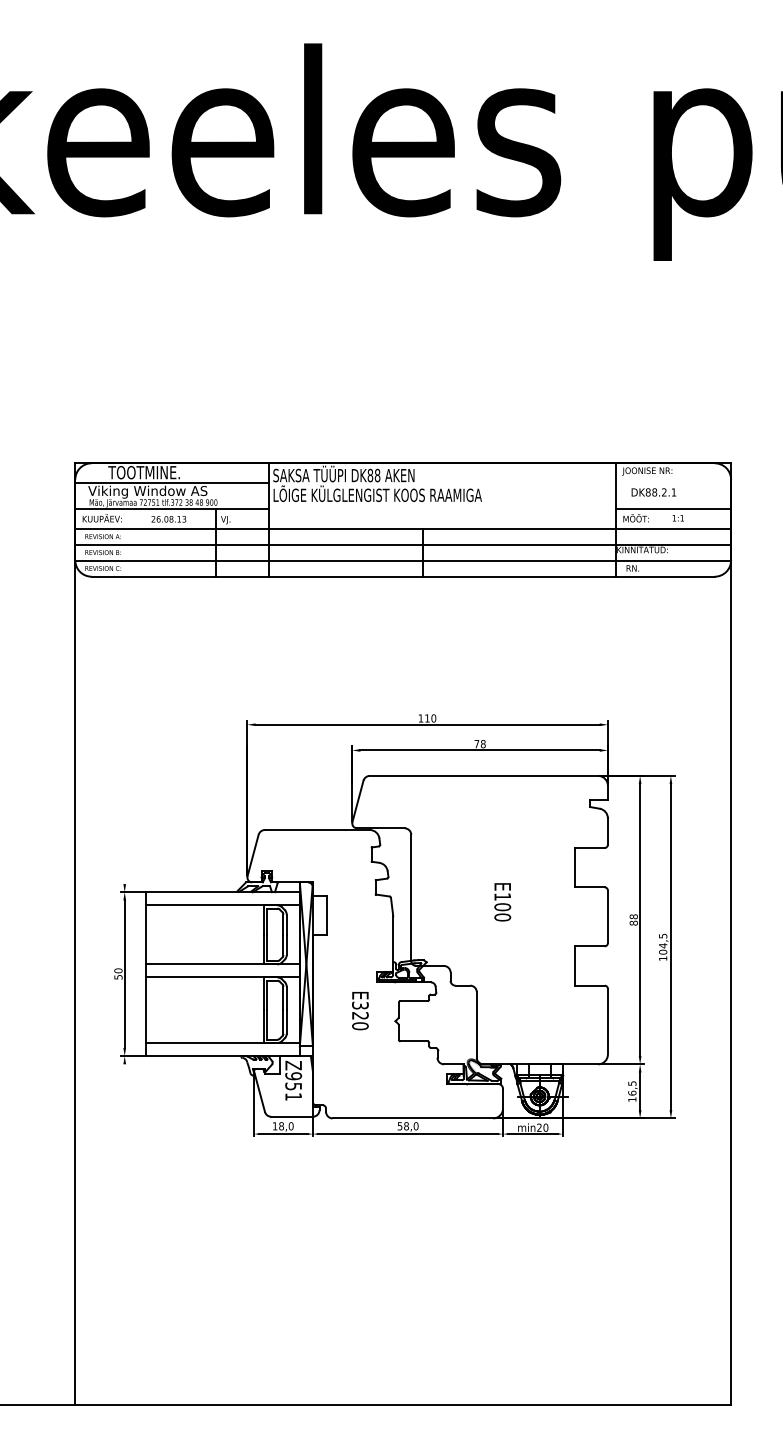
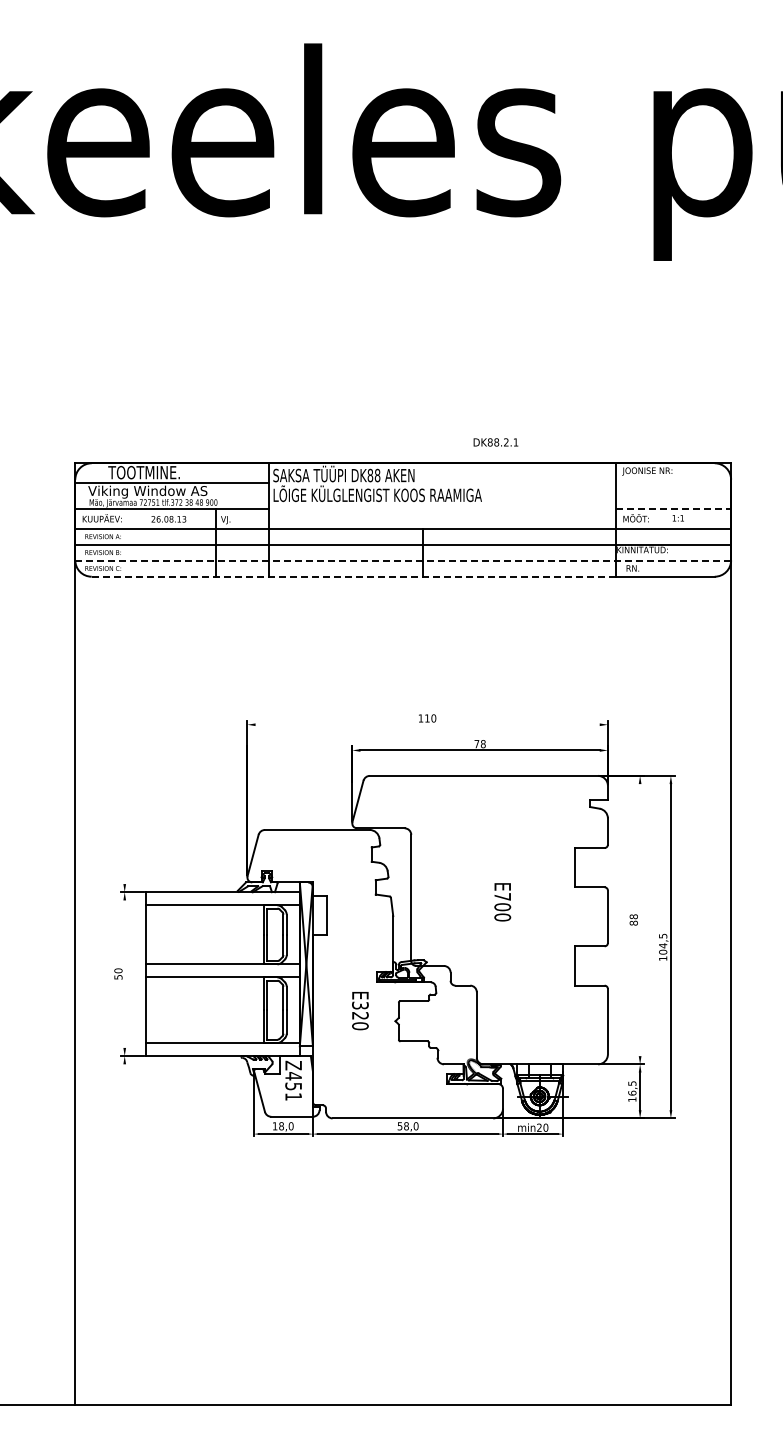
text position: (653, 492) -> (495, 442) (495, 442)
line: solid -> dashed (674, 509)
line: solid -> dashed (403, 560)
line: solid -> dashed (354, 576)
line: present -> none (427, 724)
text: E100 -> E700 (502, 896)
line: present -> none (640, 920)
line: present -> none (124, 973)
text: Z951 -> Z451 (293, 1076)
